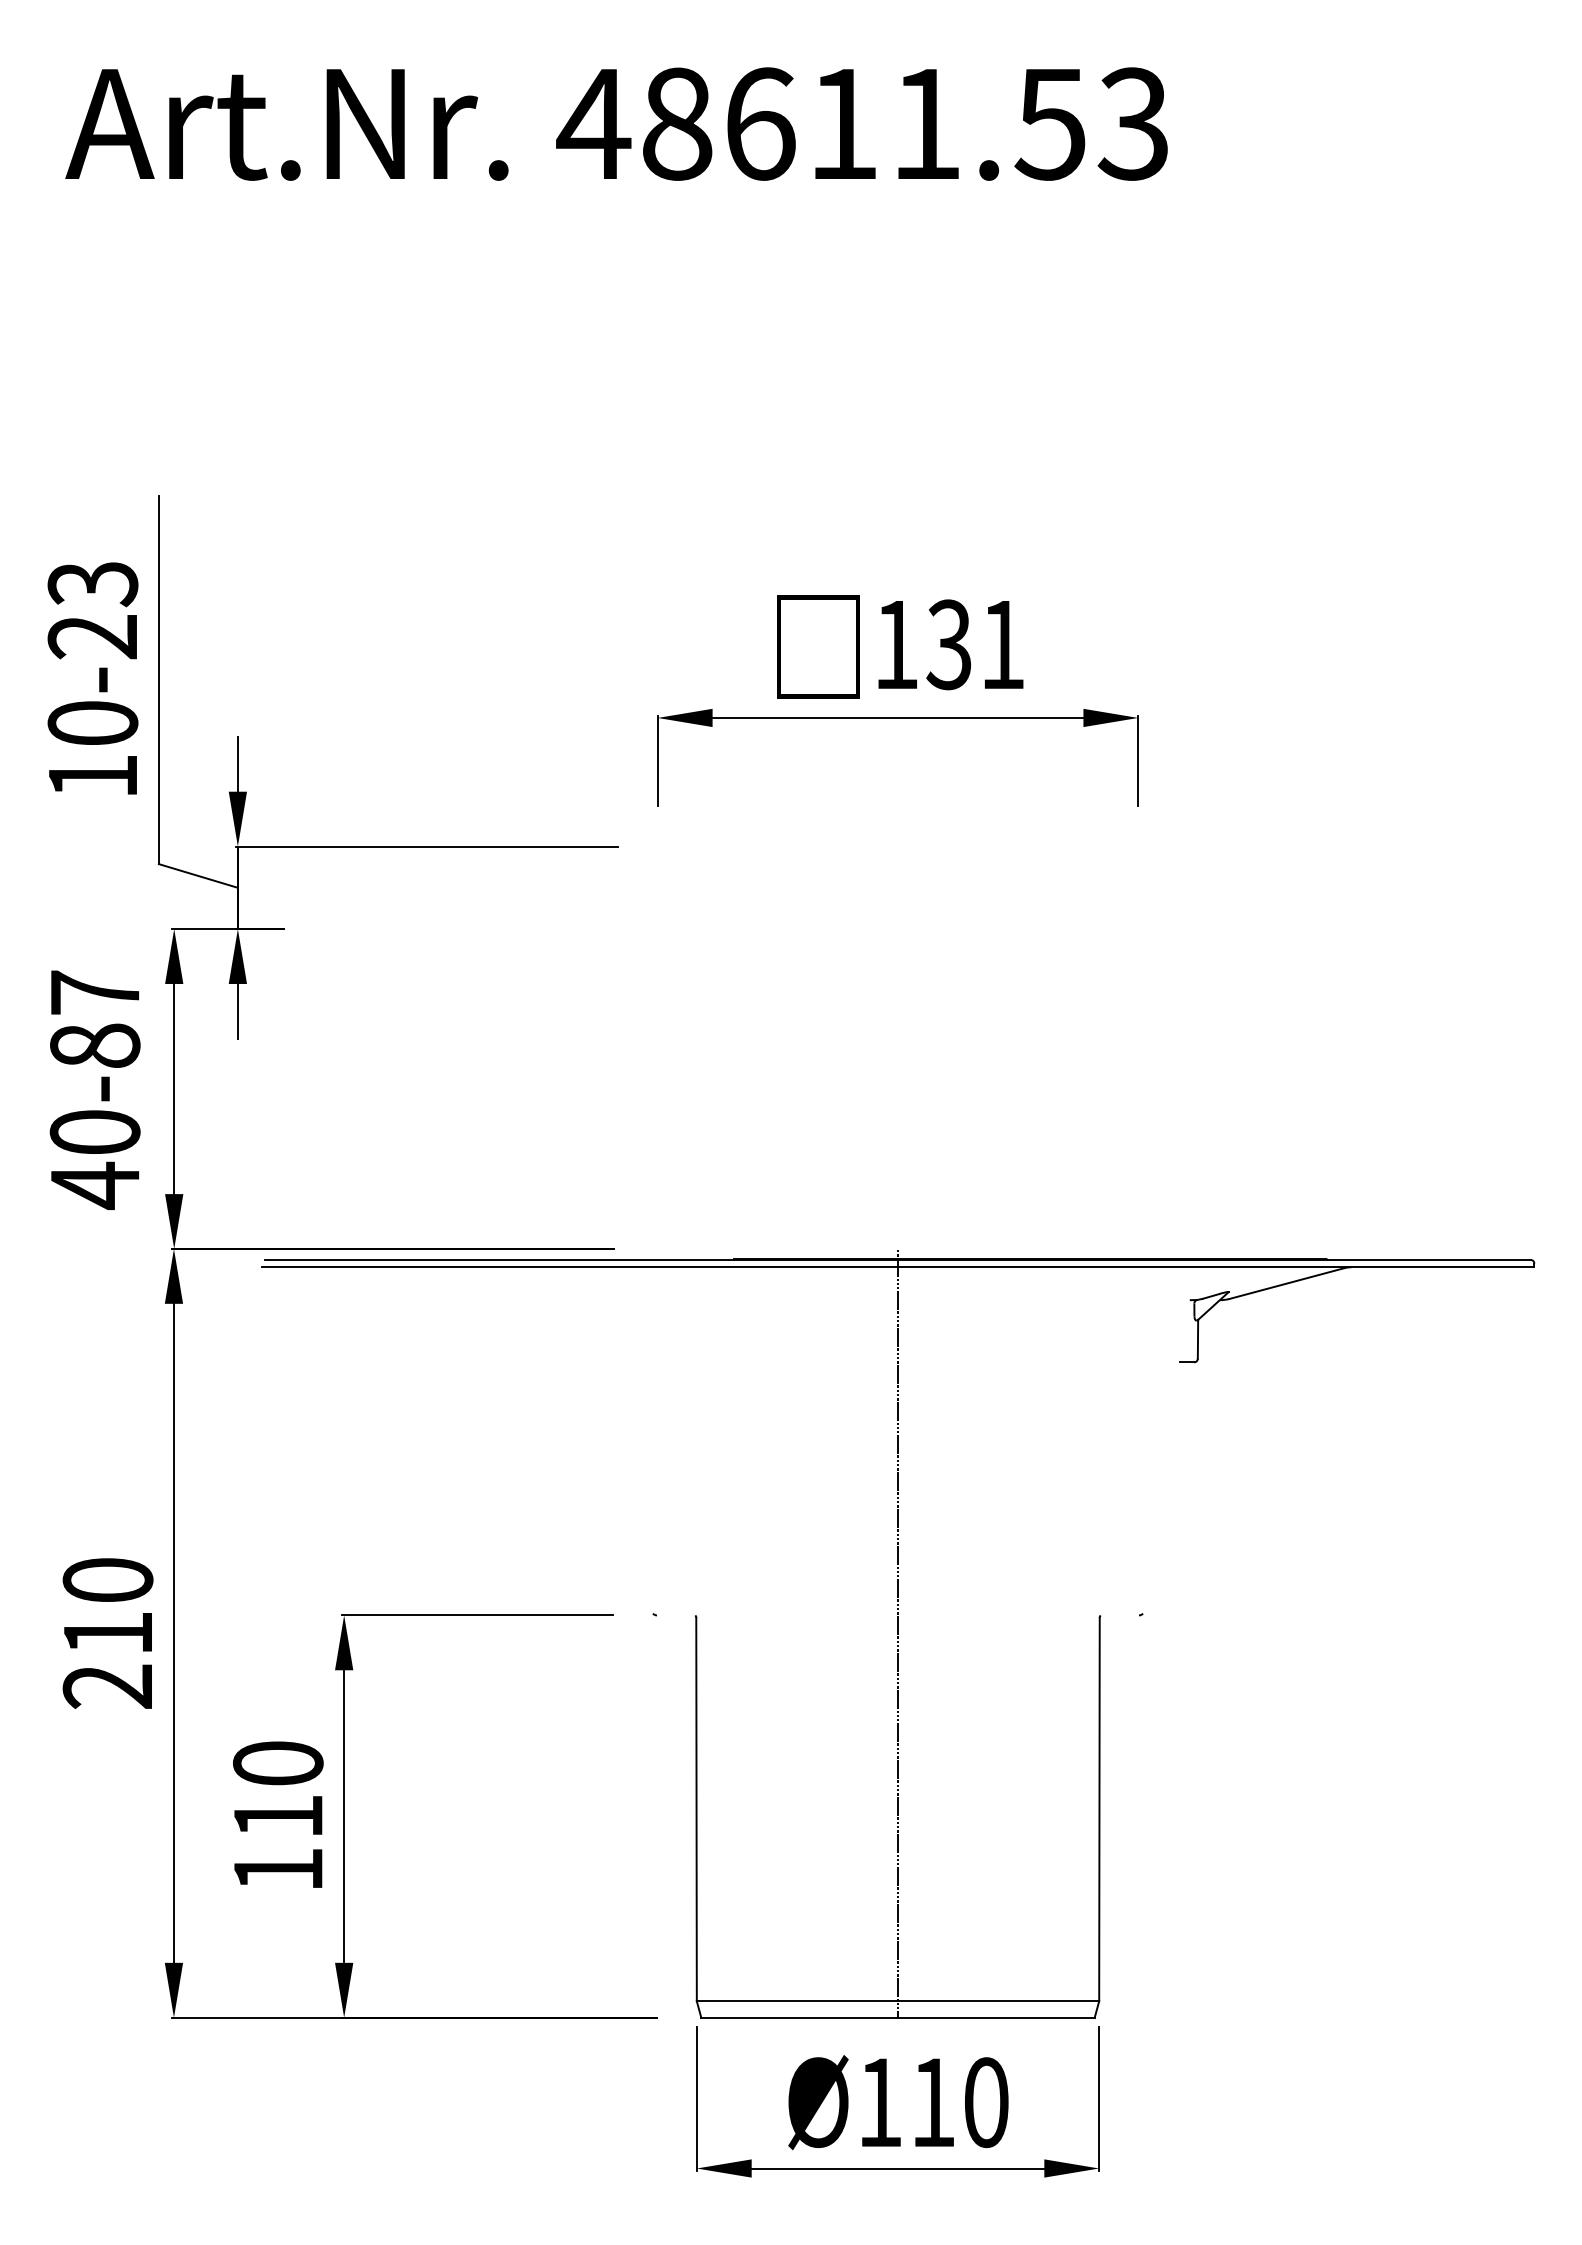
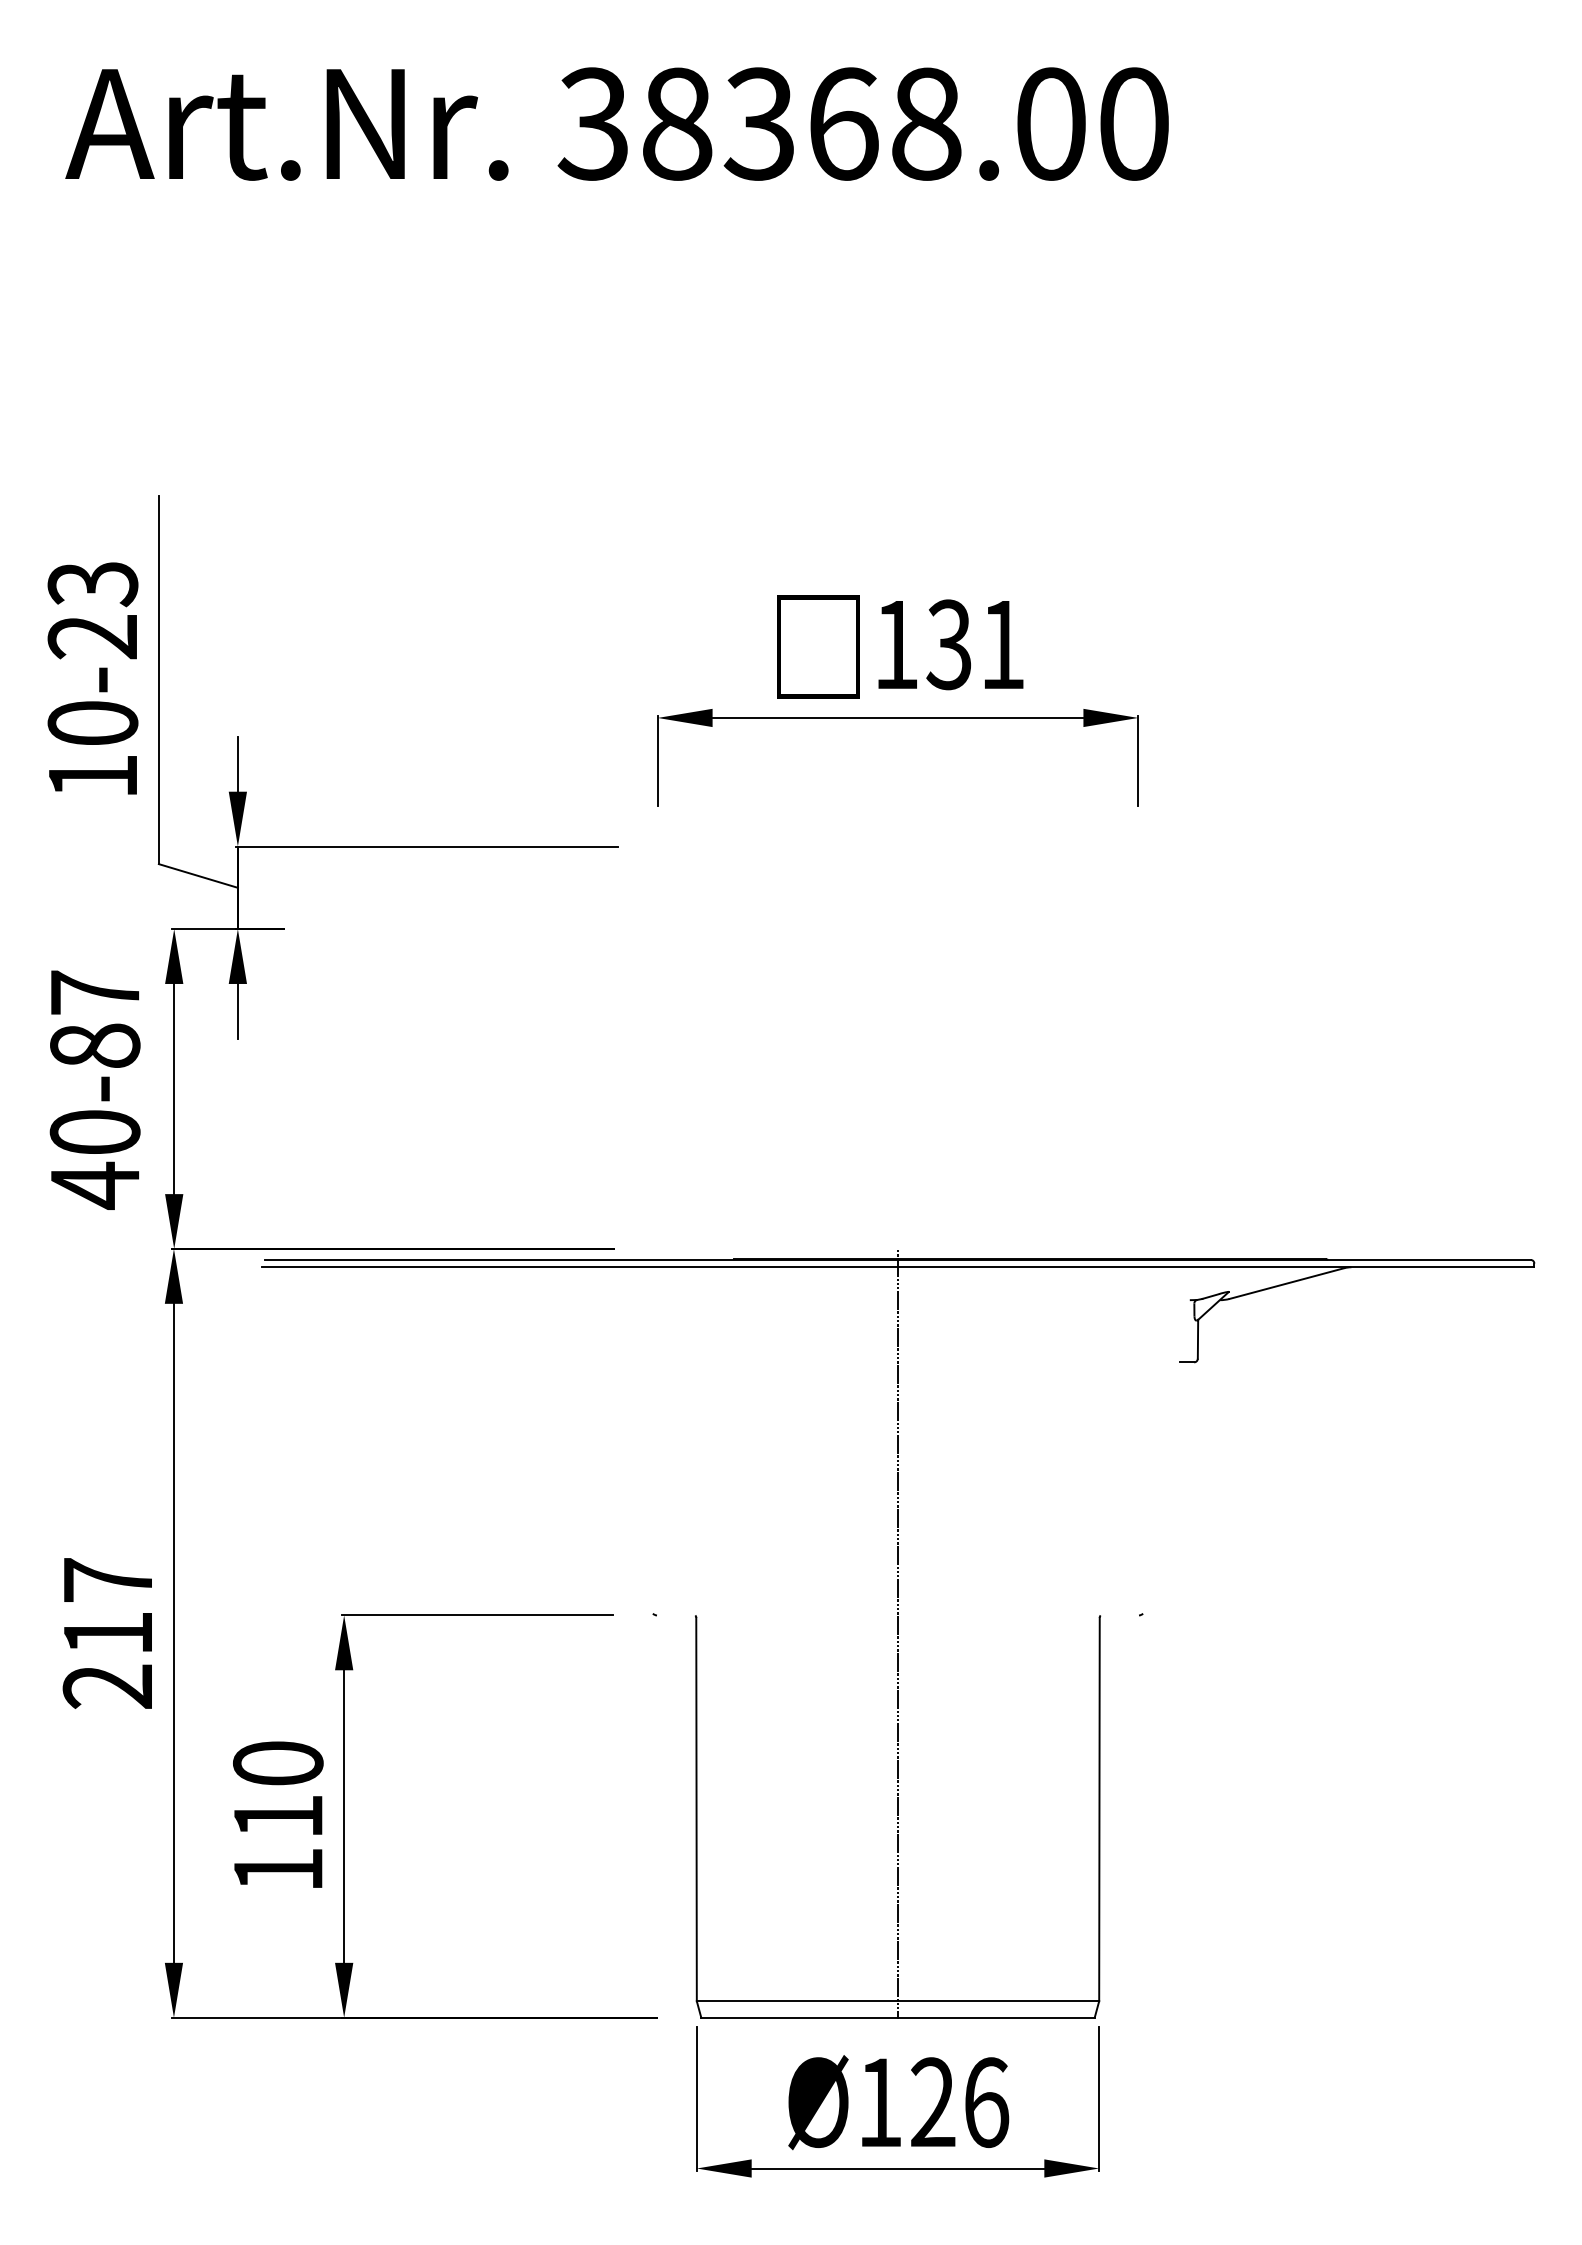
text: 48611.53 -> 38368.00 (862, 123)
text: 210 -> 217 (107, 1579)
text: Ø110 -> Ø126 (960, 2102)
